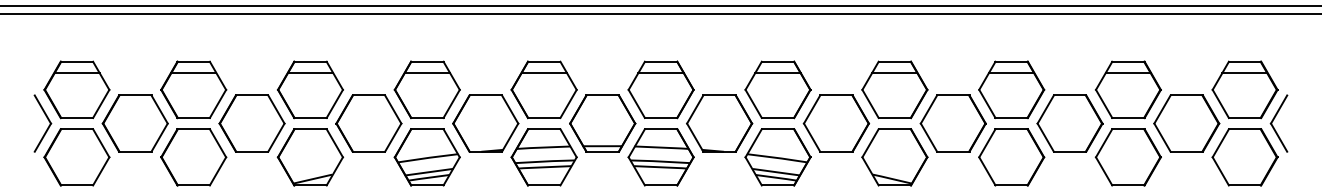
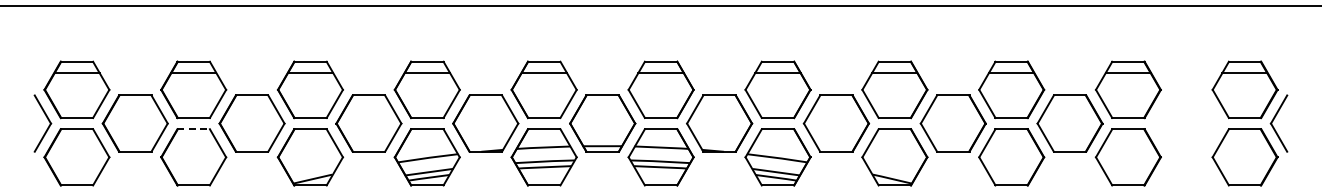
line: present -> none (660, 14)
part: present -> none (1186, 123)
line: solid -> dashed (194, 129)
